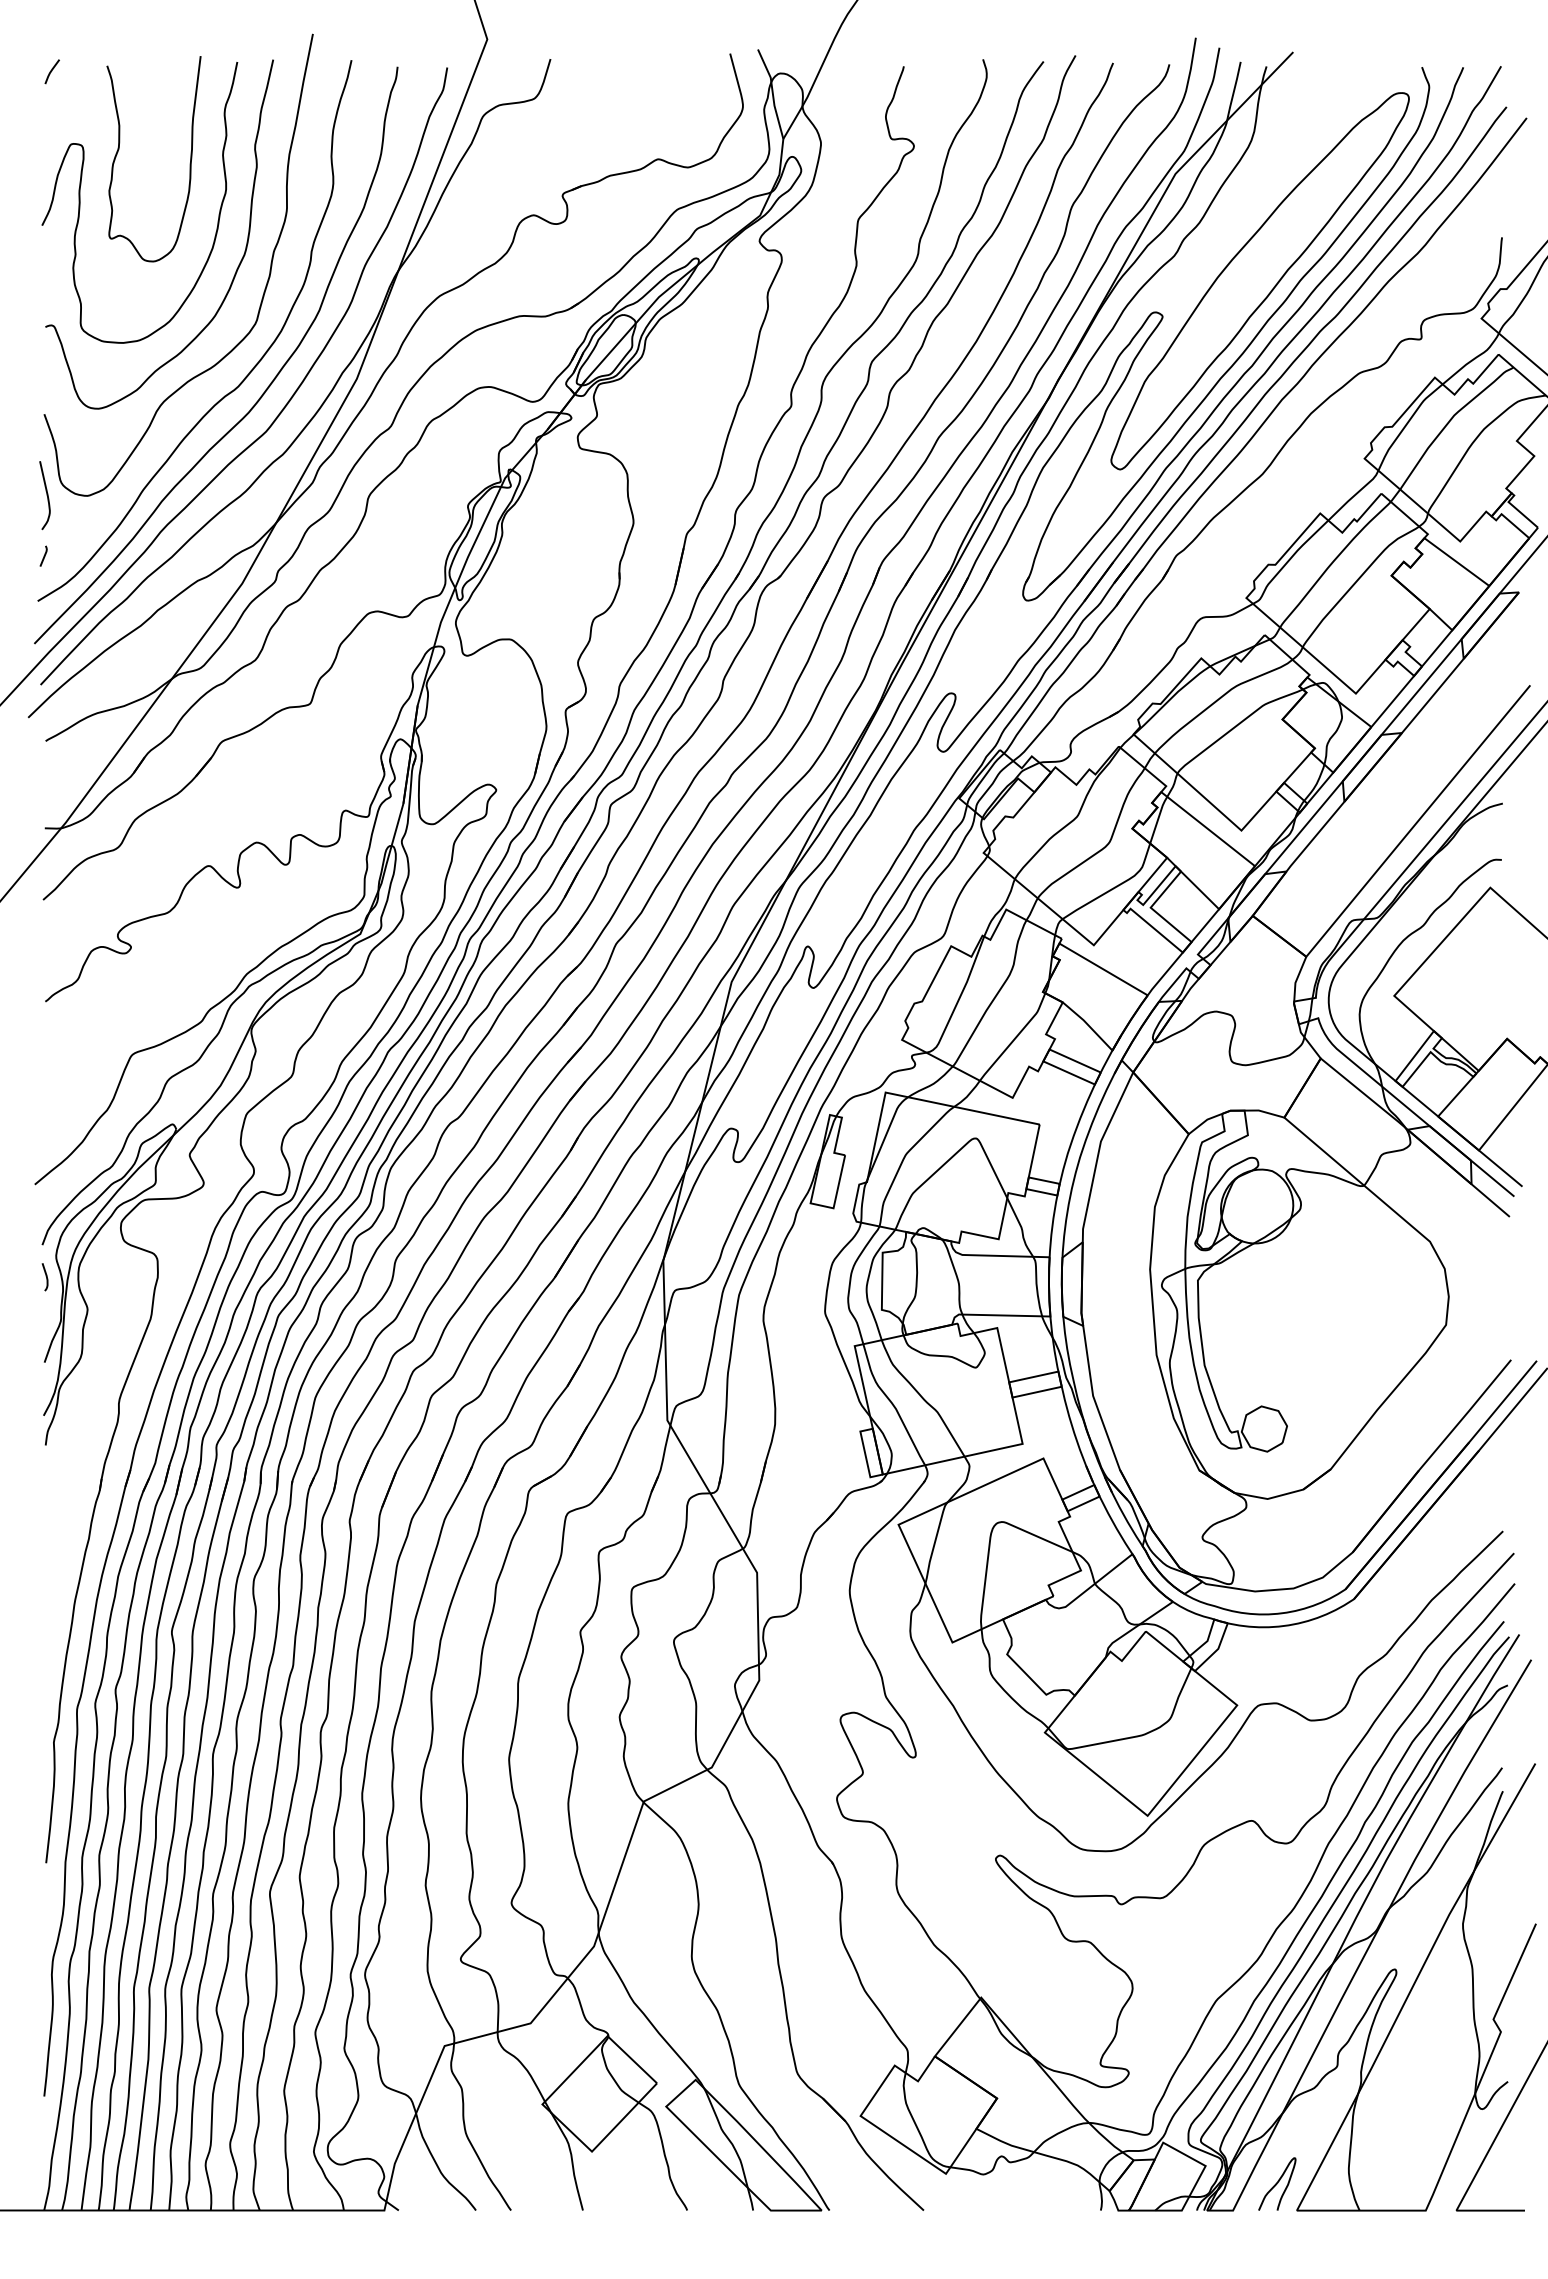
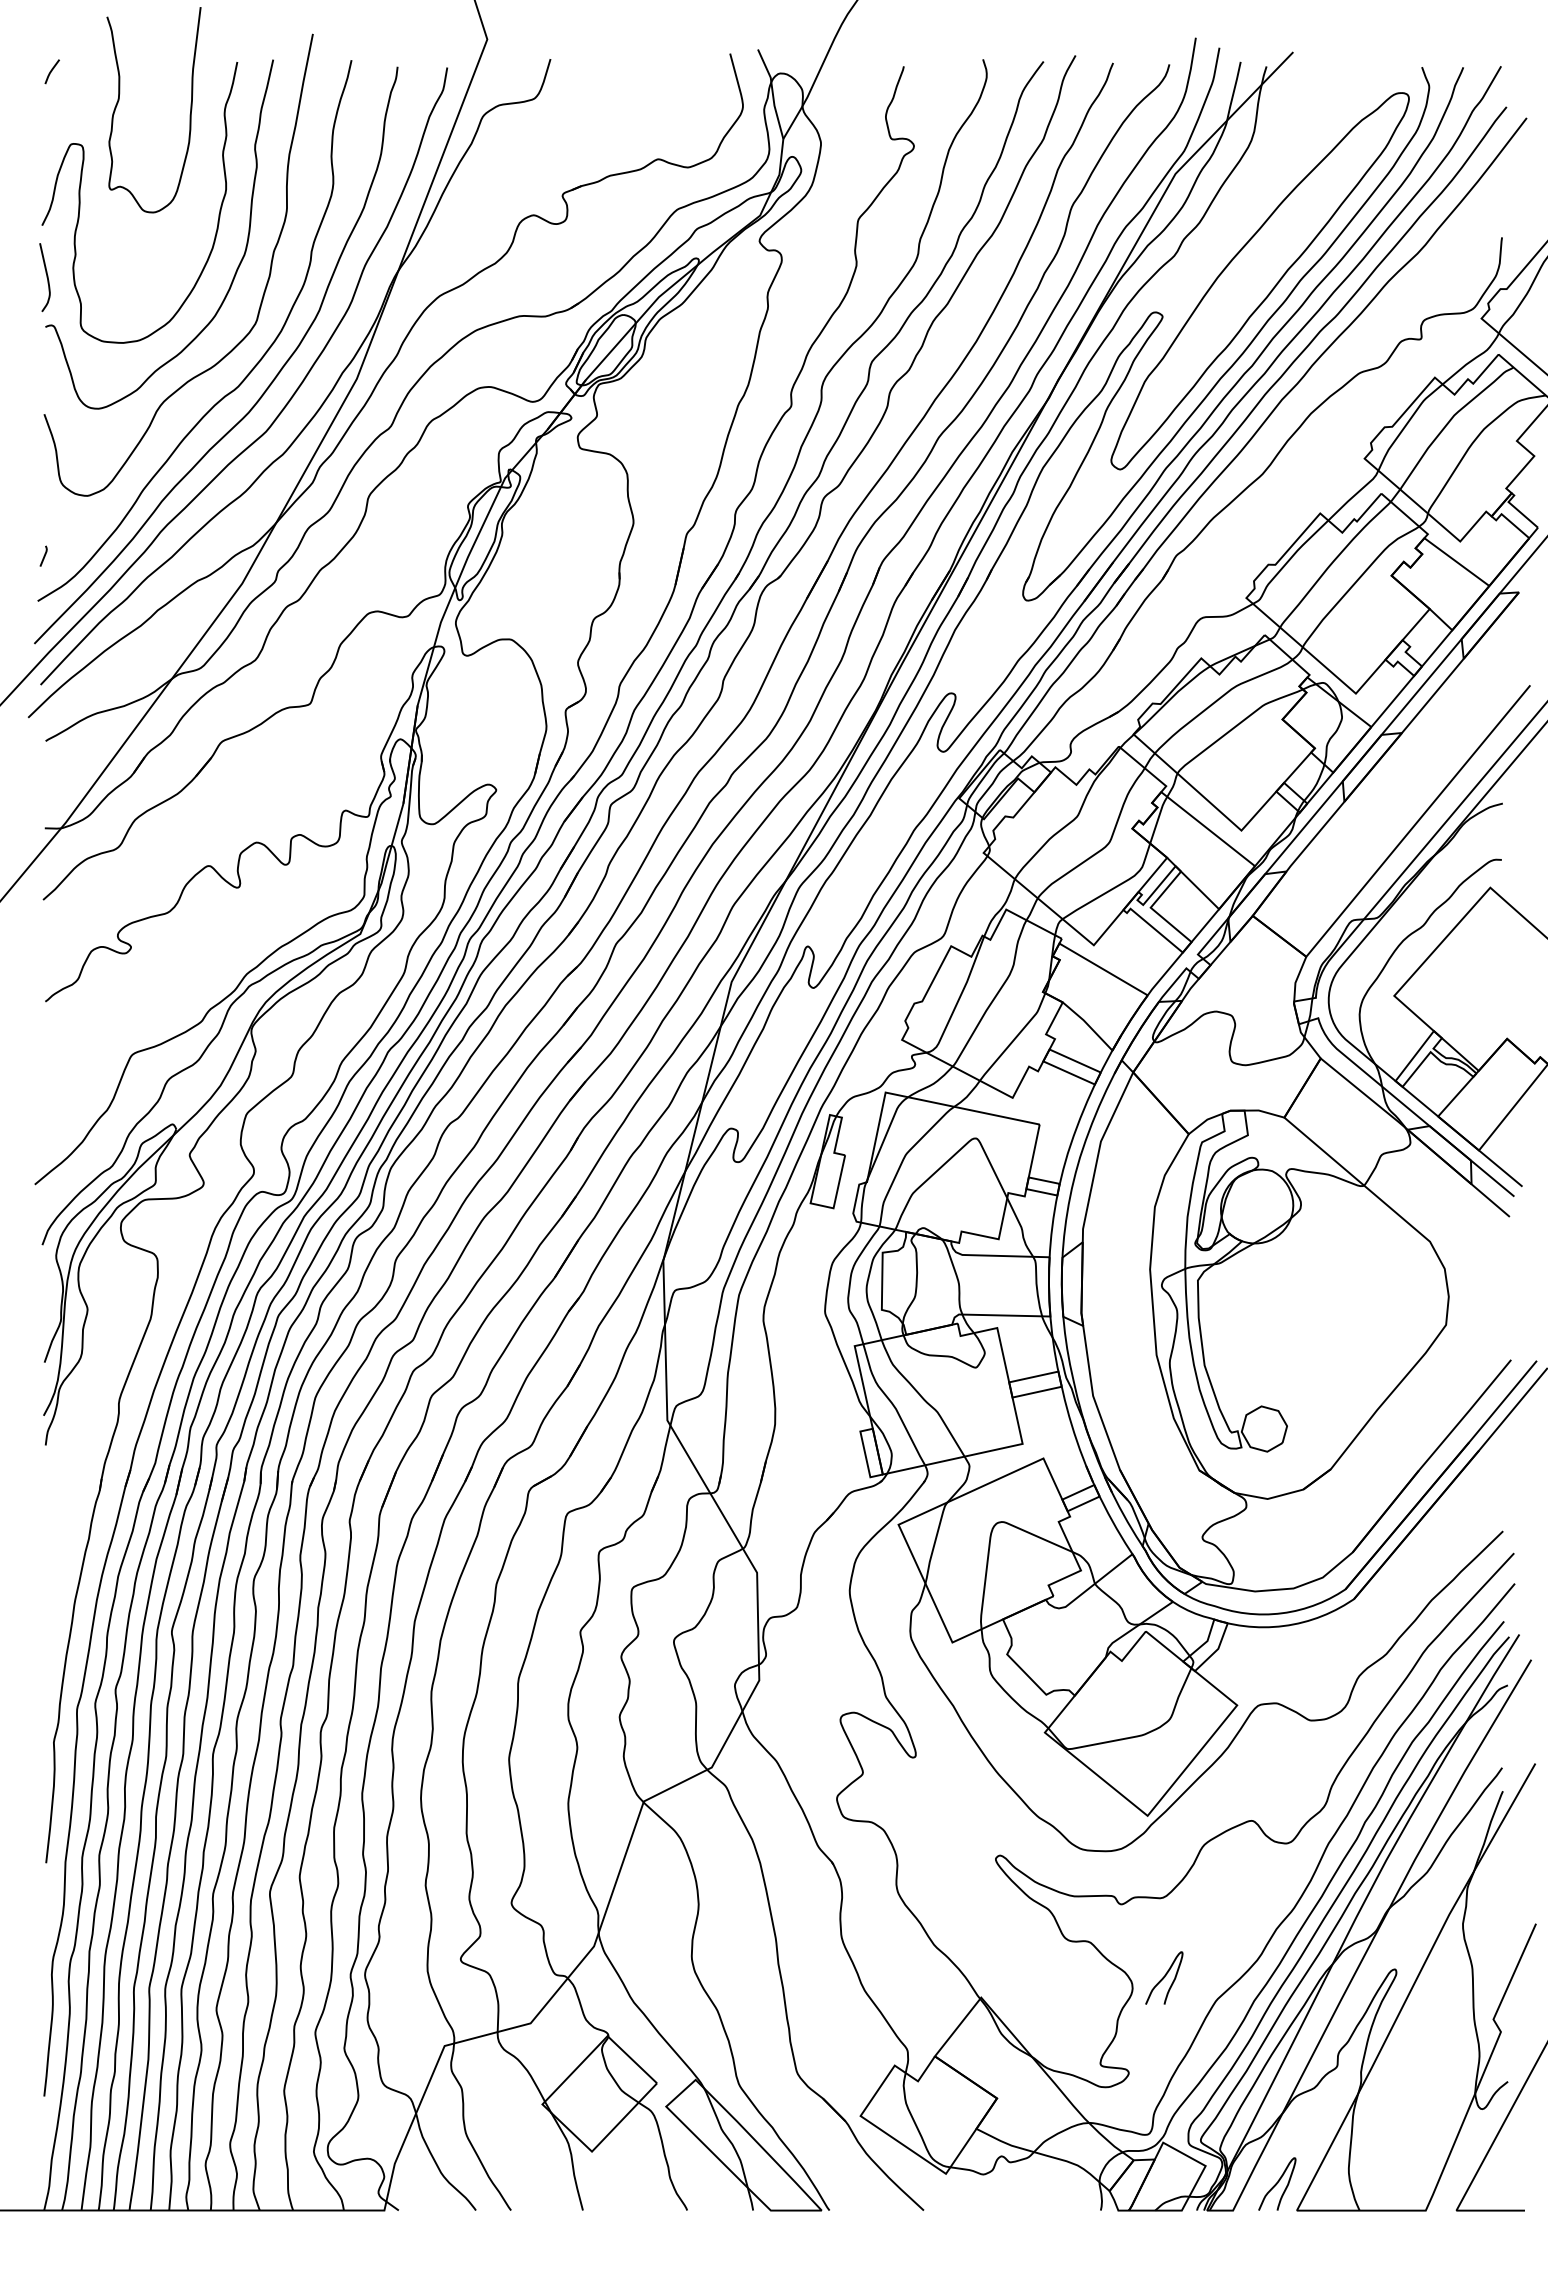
curve position: (119, 149) -> (119, 100) (119, 100)
curve position: (46, 495) -> (46, 277) (46, 277)
curve: present -> none (45, 1276)
curve: none -> present (1164, 1977)
